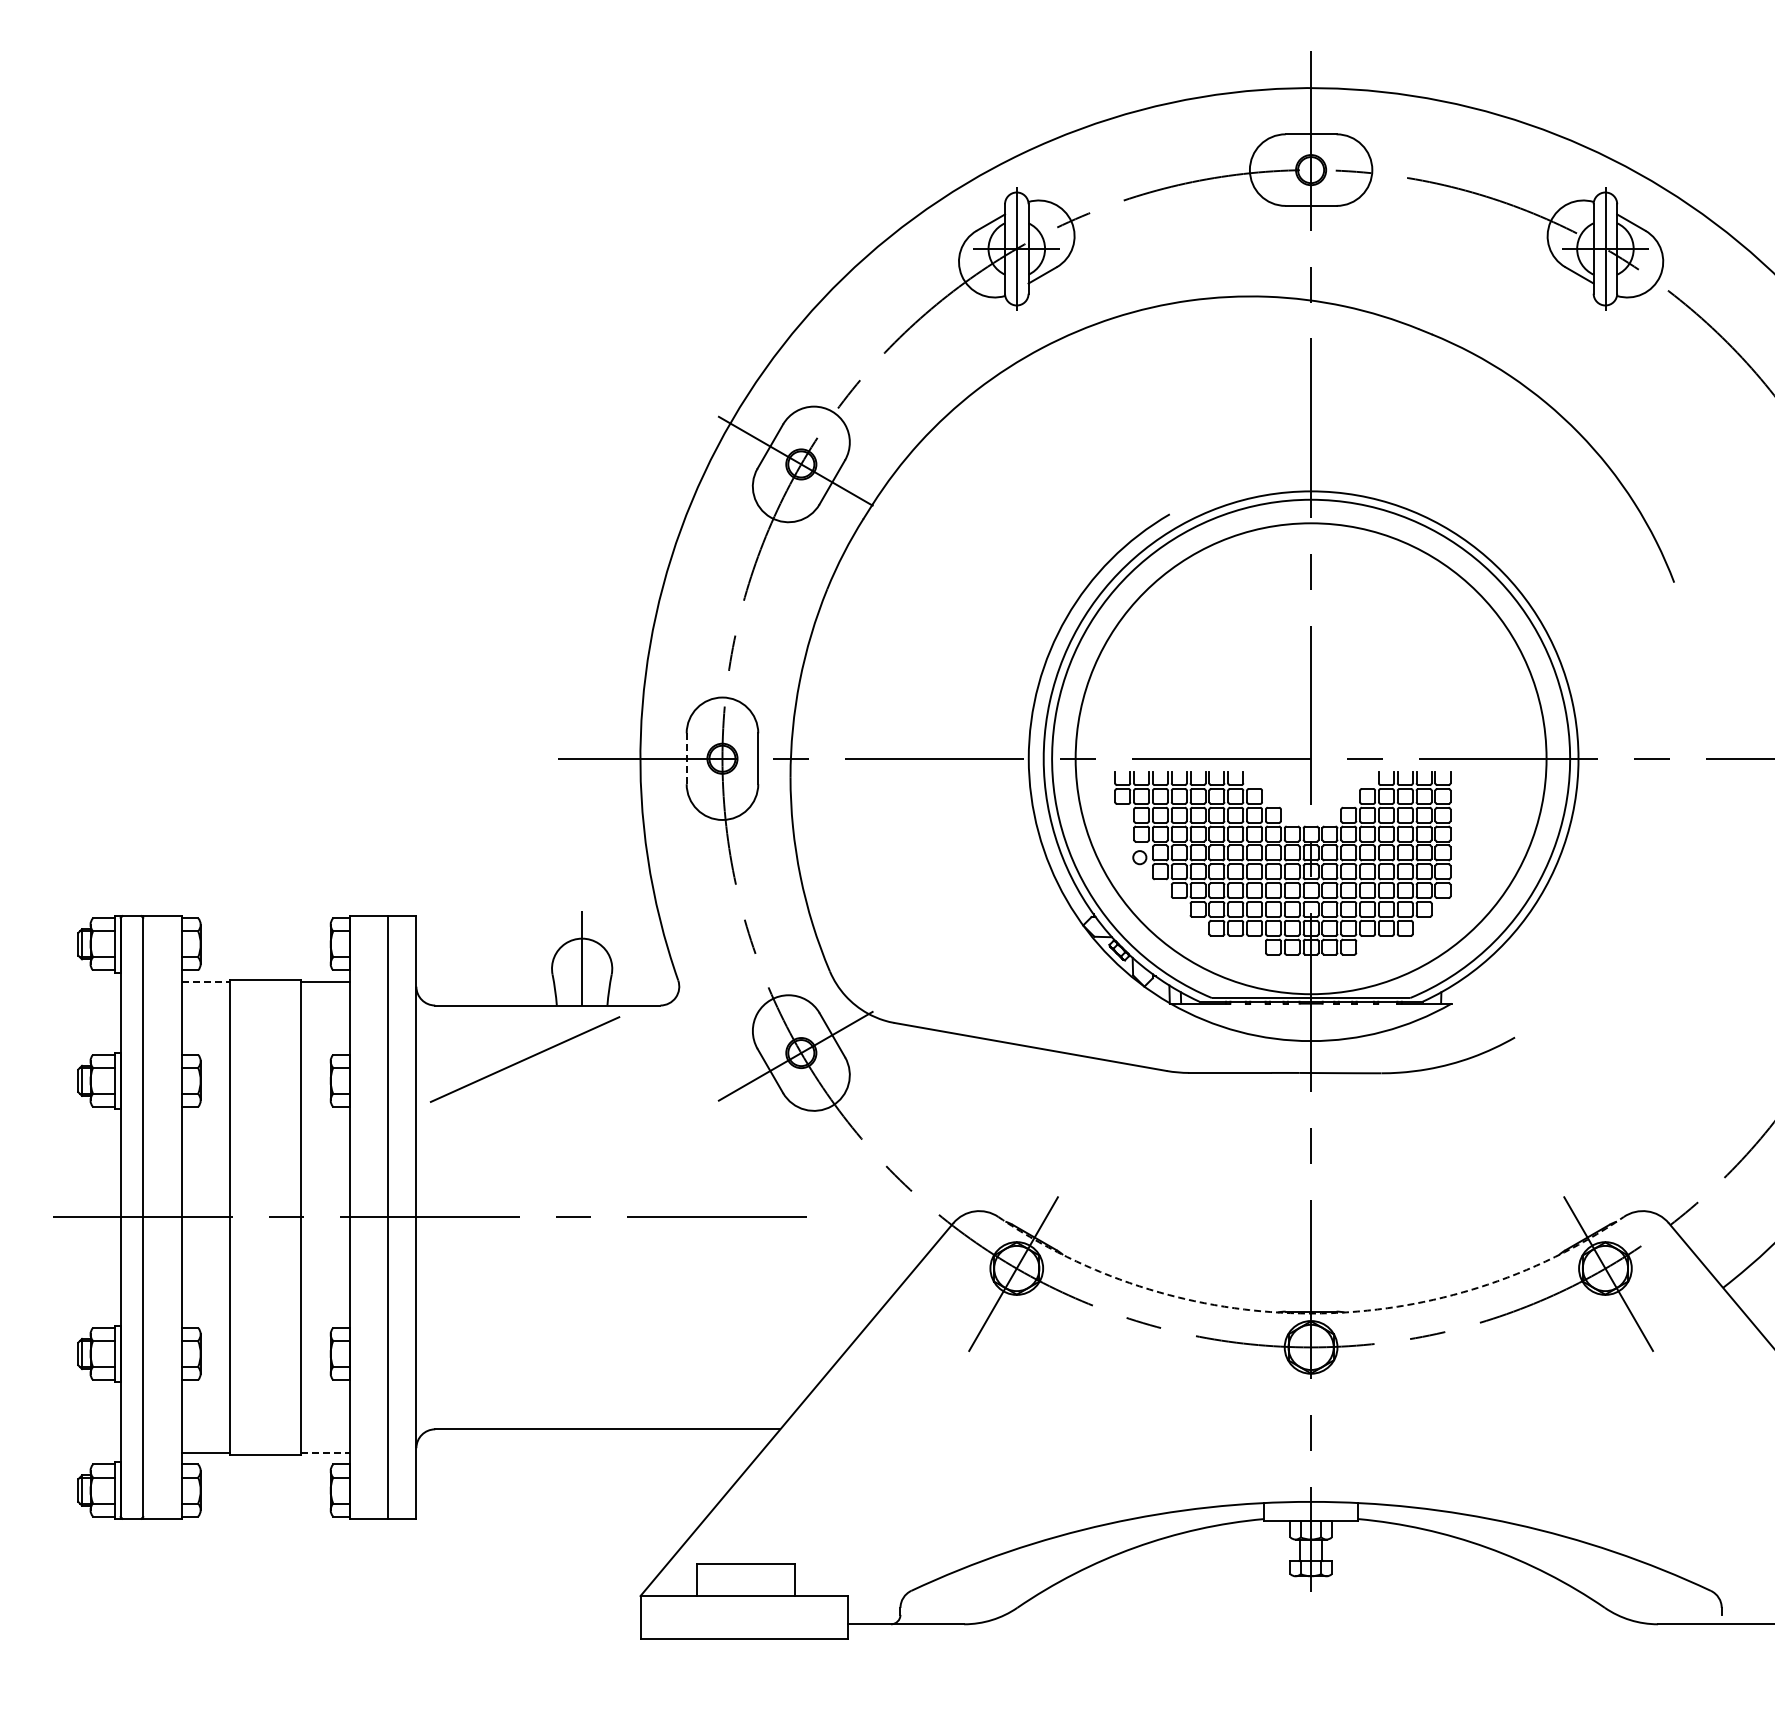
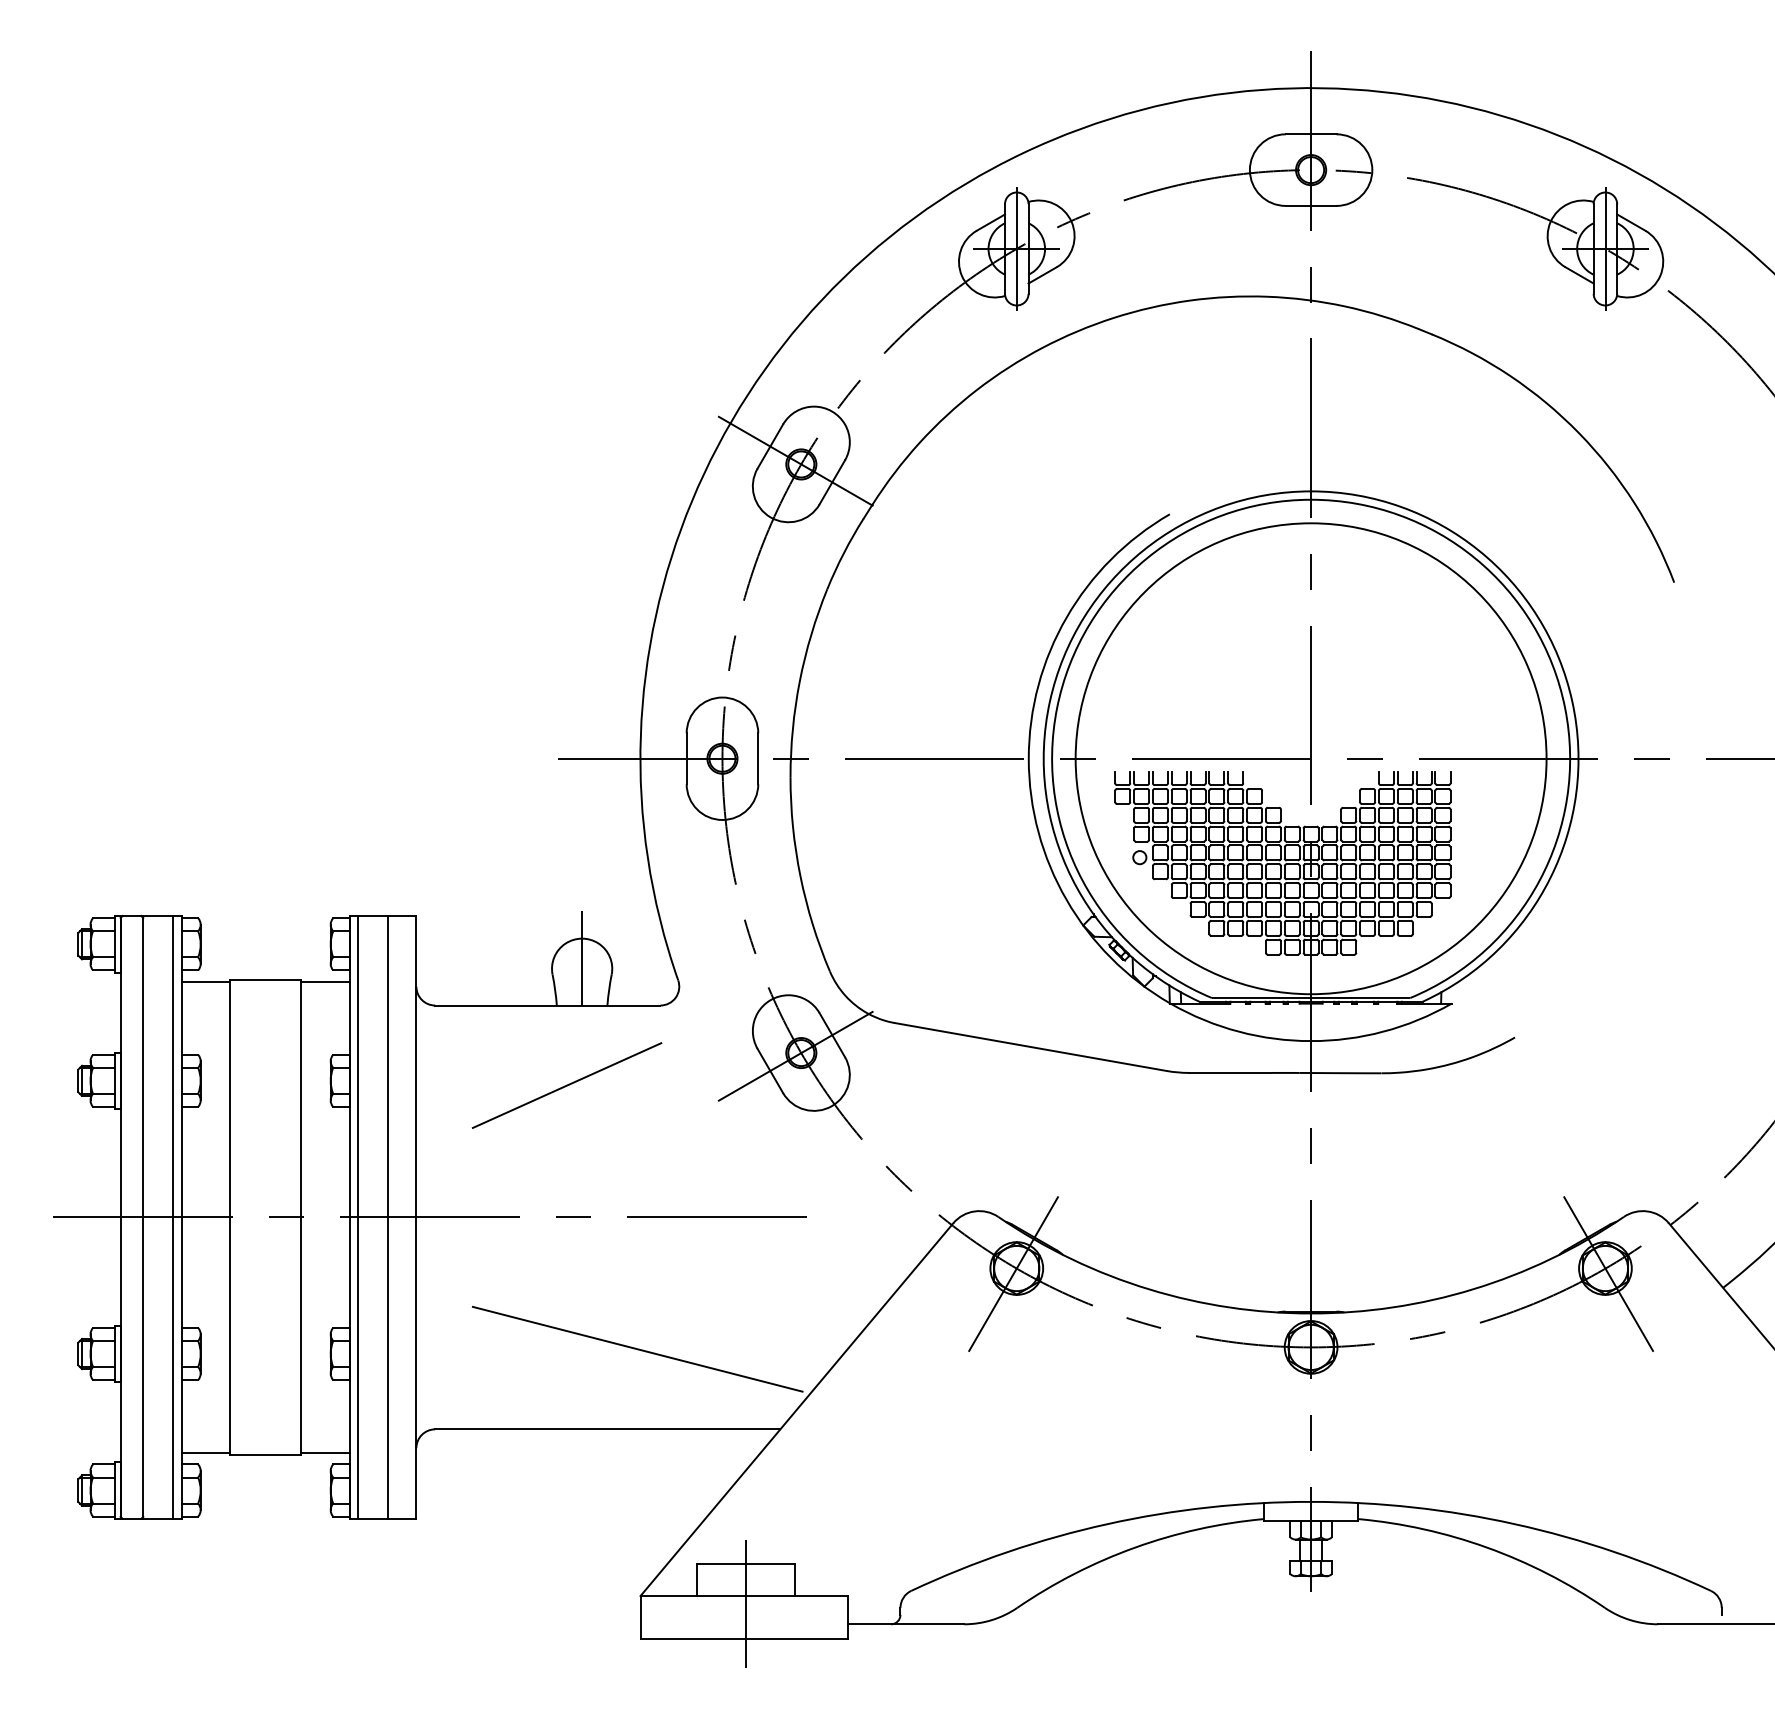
line: dashed -> solid (686, 758)
line: dashed -> solid (206, 981)
line position: (524, 1059) -> (566, 1085) (566, 1085)
line: none -> present (173, 1217)
line: none -> present (357, 1217)
arc: dashed -> solid (1311, 1313)
line: none -> present (637, 1348)
line: dashed -> solid (325, 1452)
line: none -> present (746, 1603)
